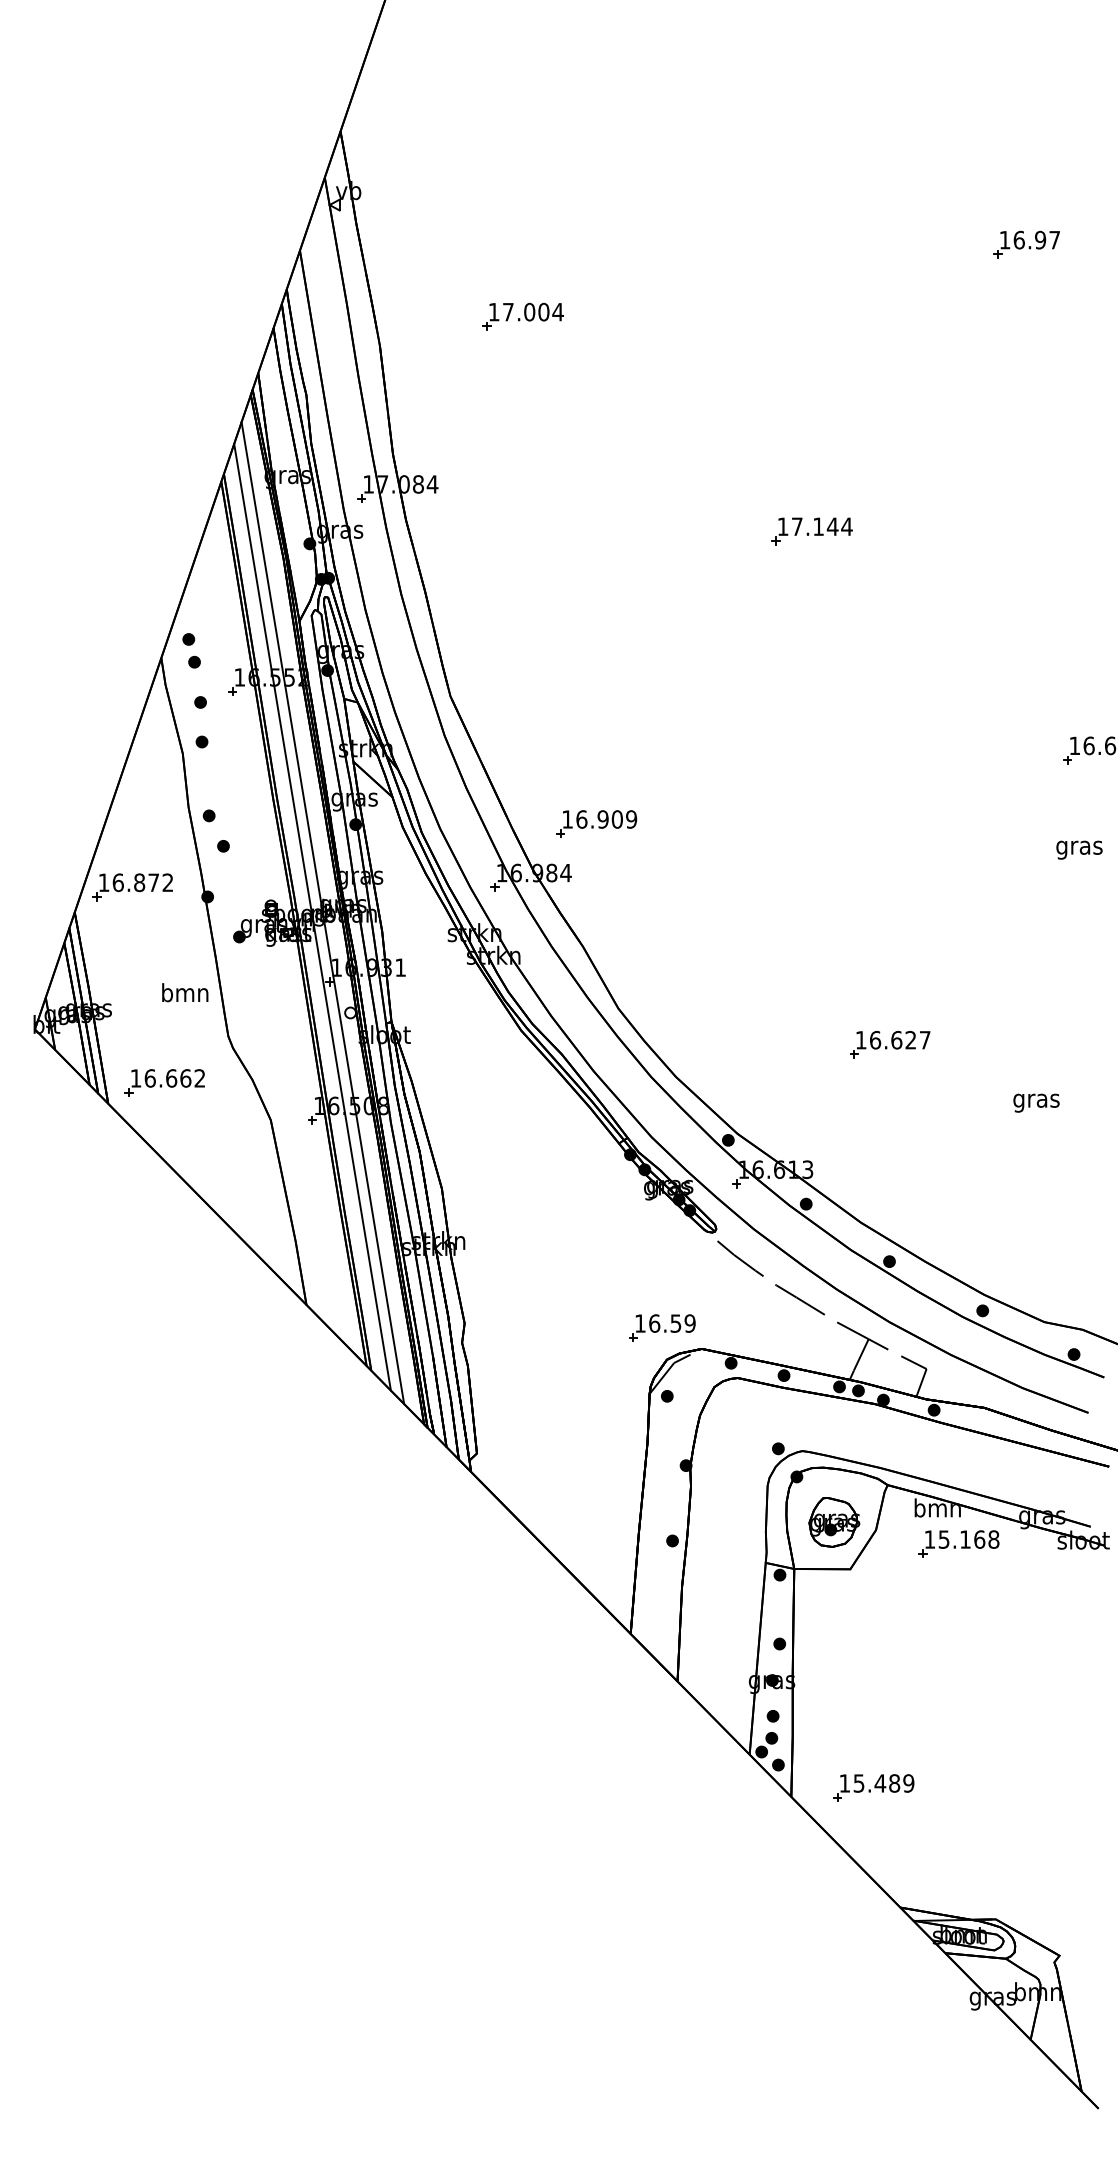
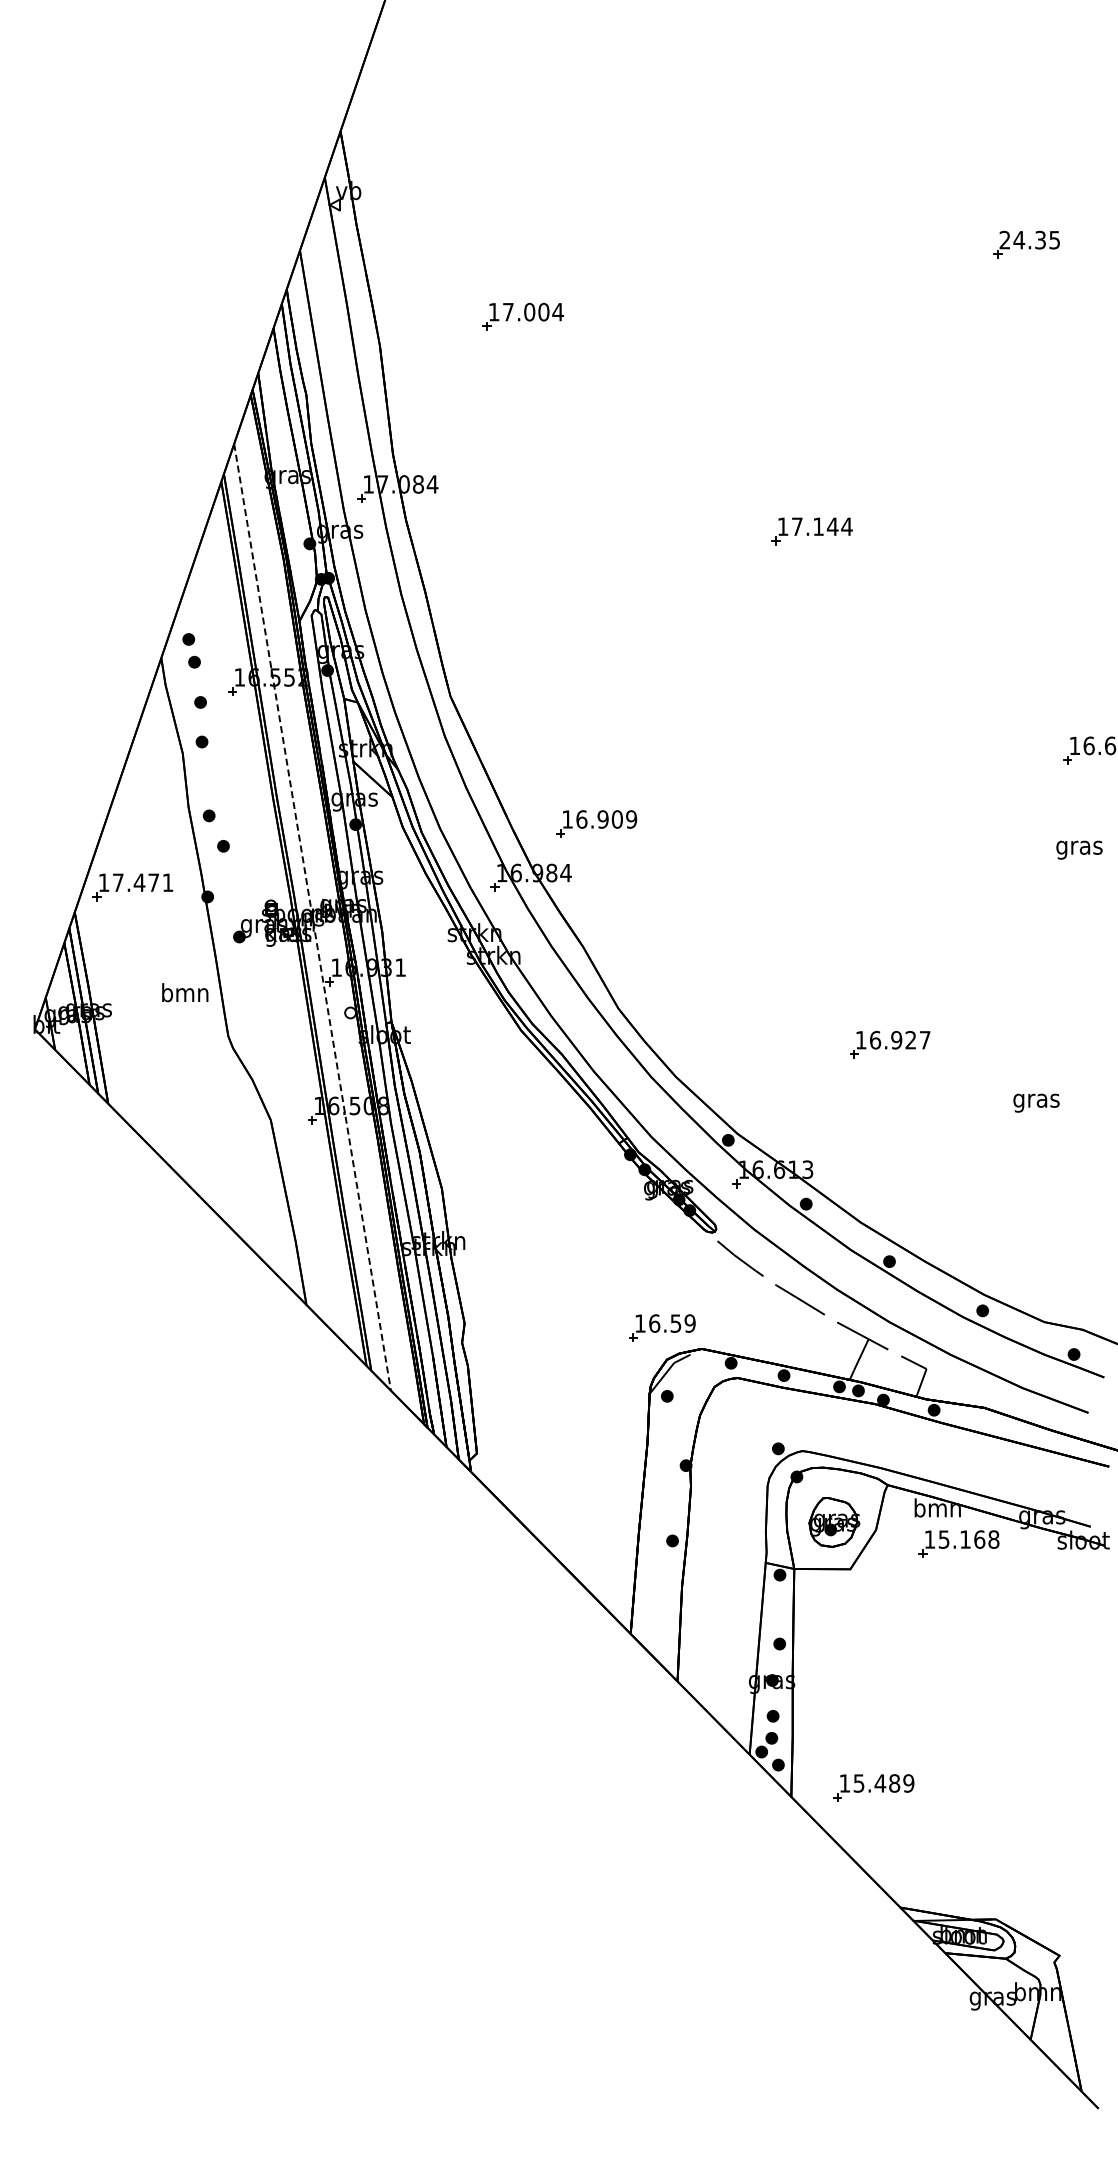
text: 16.97 -> 24.35 (1029, 239)
text: 16.872 -> 17.471 (142, 882)
line: present -> none (322, 913)
line: solid -> dashed (312, 917)
text: 16.627 -> 16.927 (896, 1039)
part: present -> none (164, 1082)
